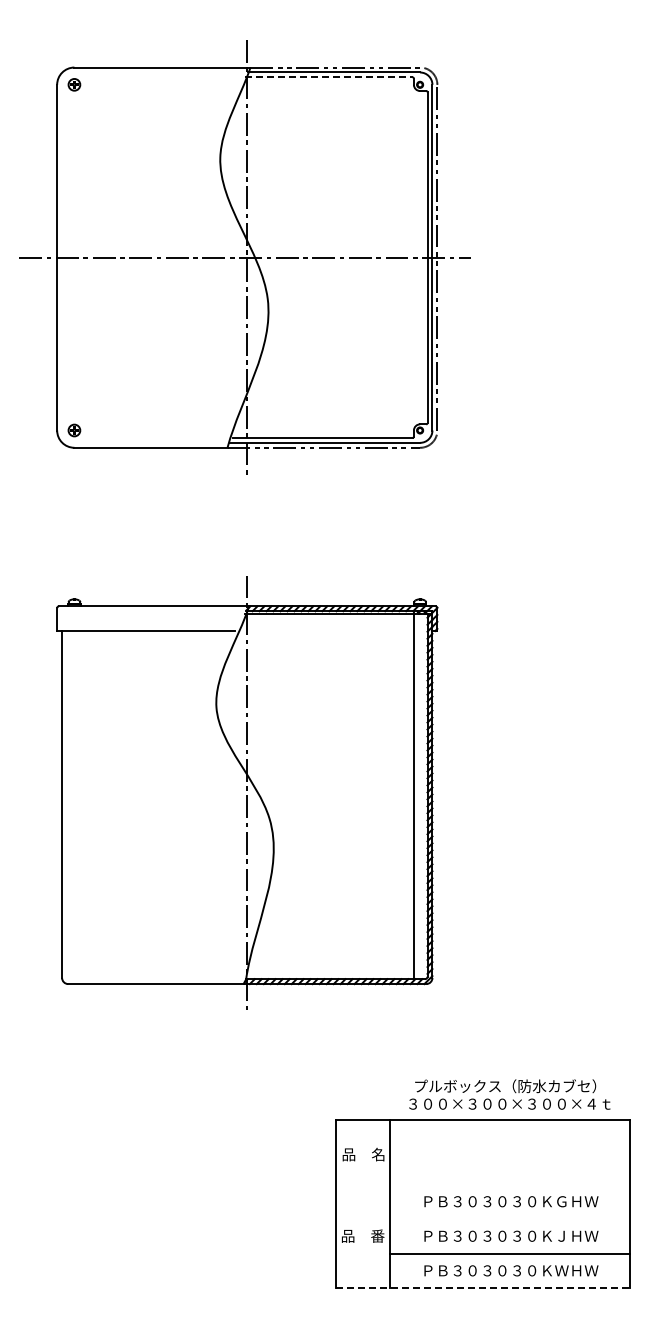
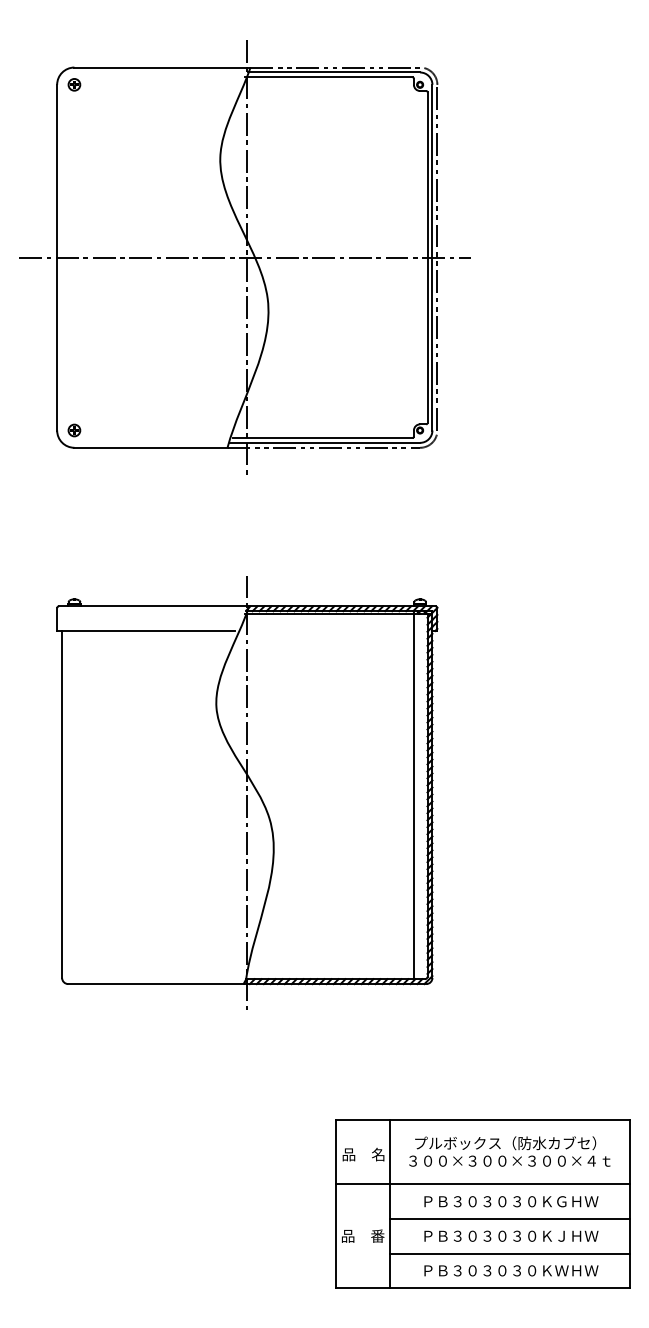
line: dashed -> solid (328, 77)
text position: (509, 1094) -> (509, 1151) (509, 1151)
line: none -> present (482, 1184)
line: none -> present (509, 1219)
line: dashed -> solid (482, 1288)
